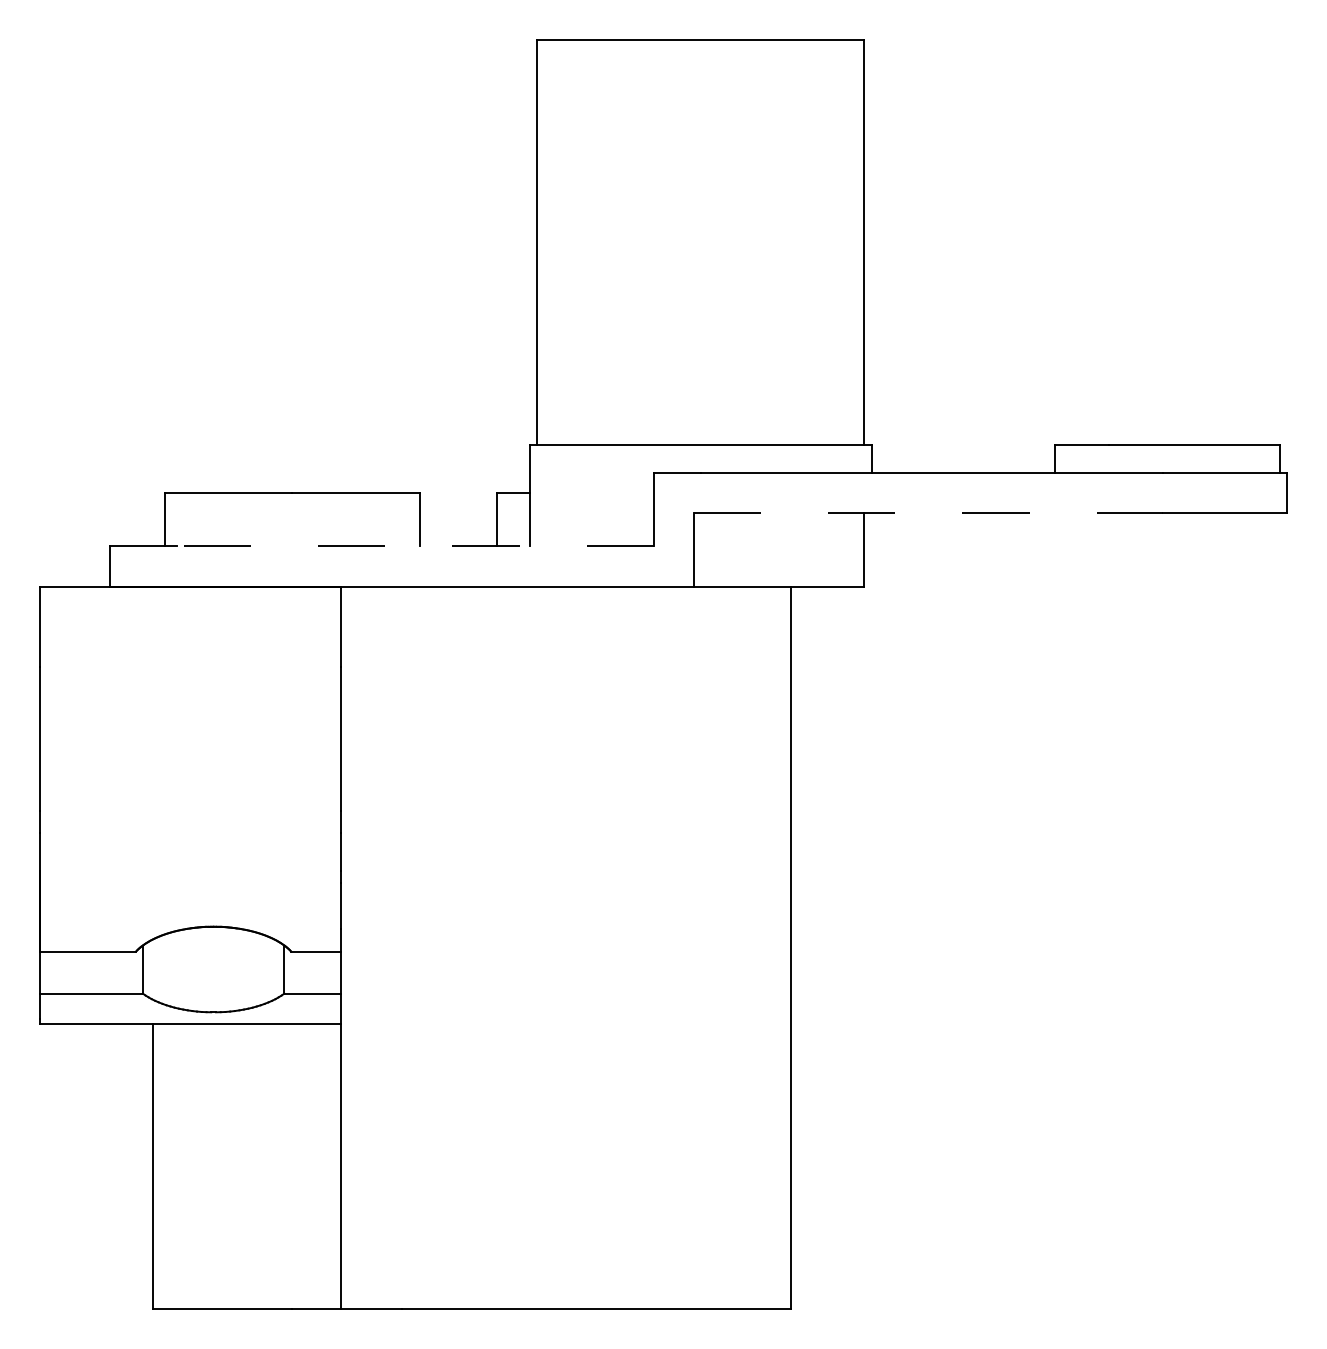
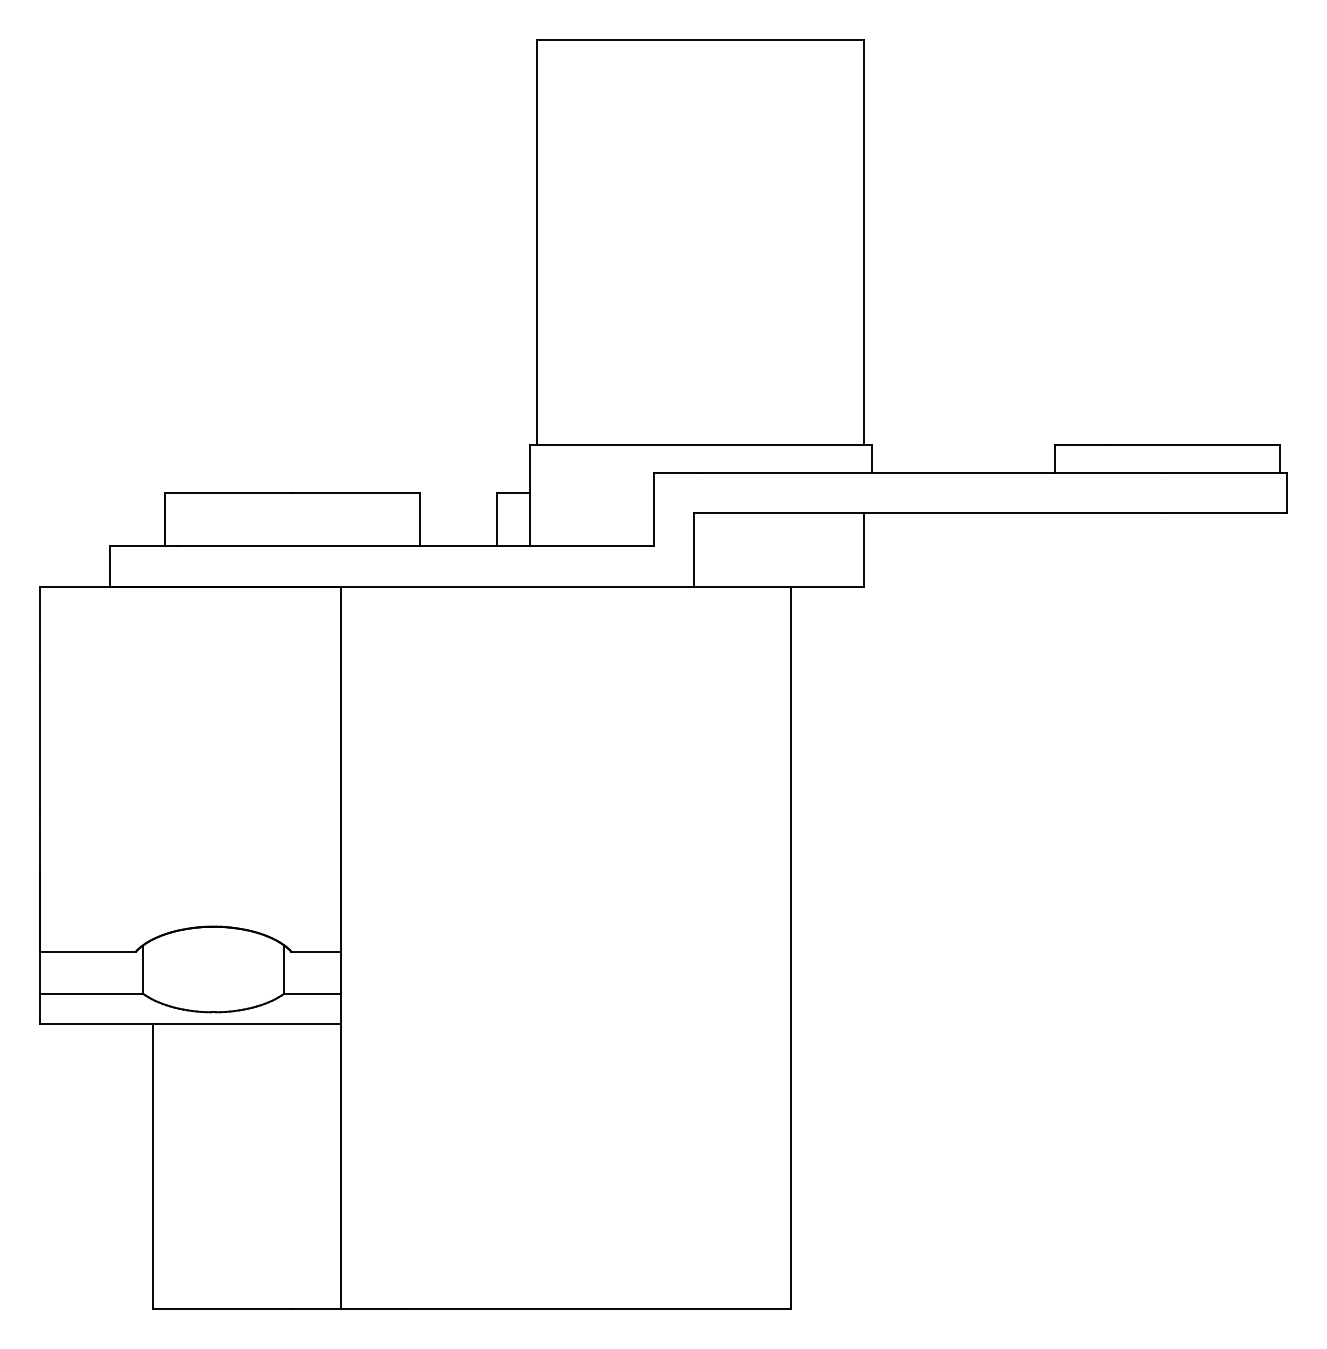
line: dashed -> solid (929, 513)
line: dashed -> solid (415, 546)
